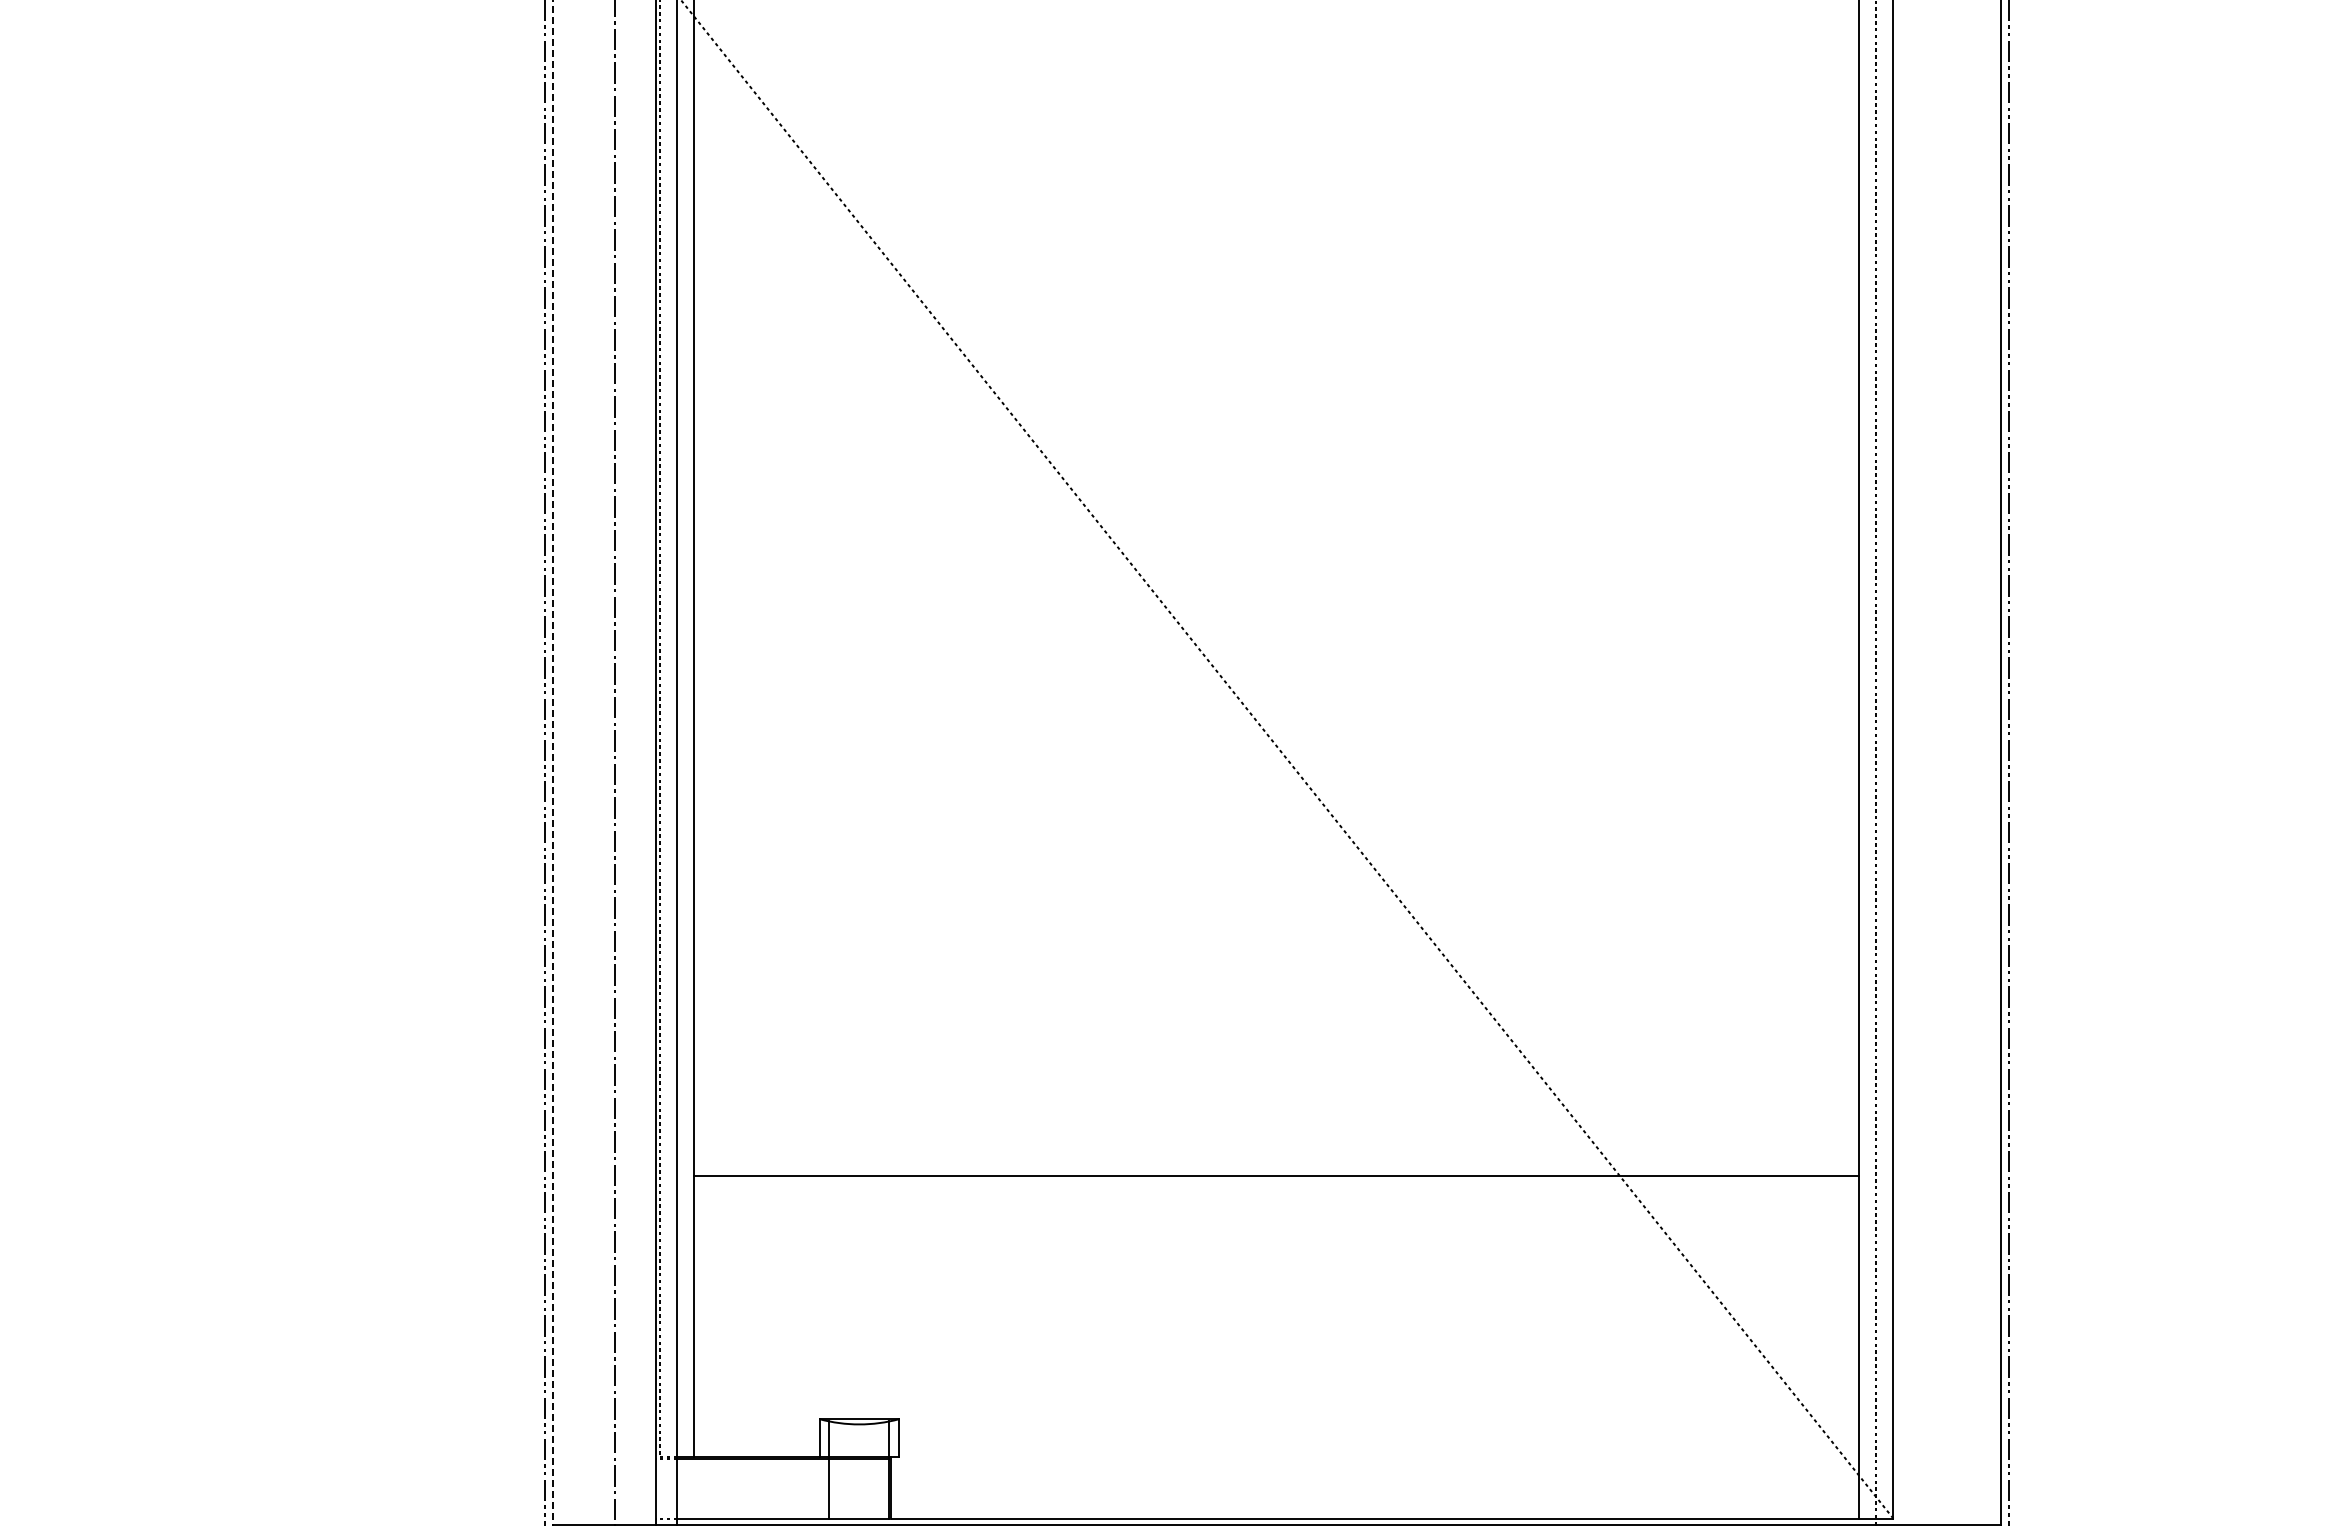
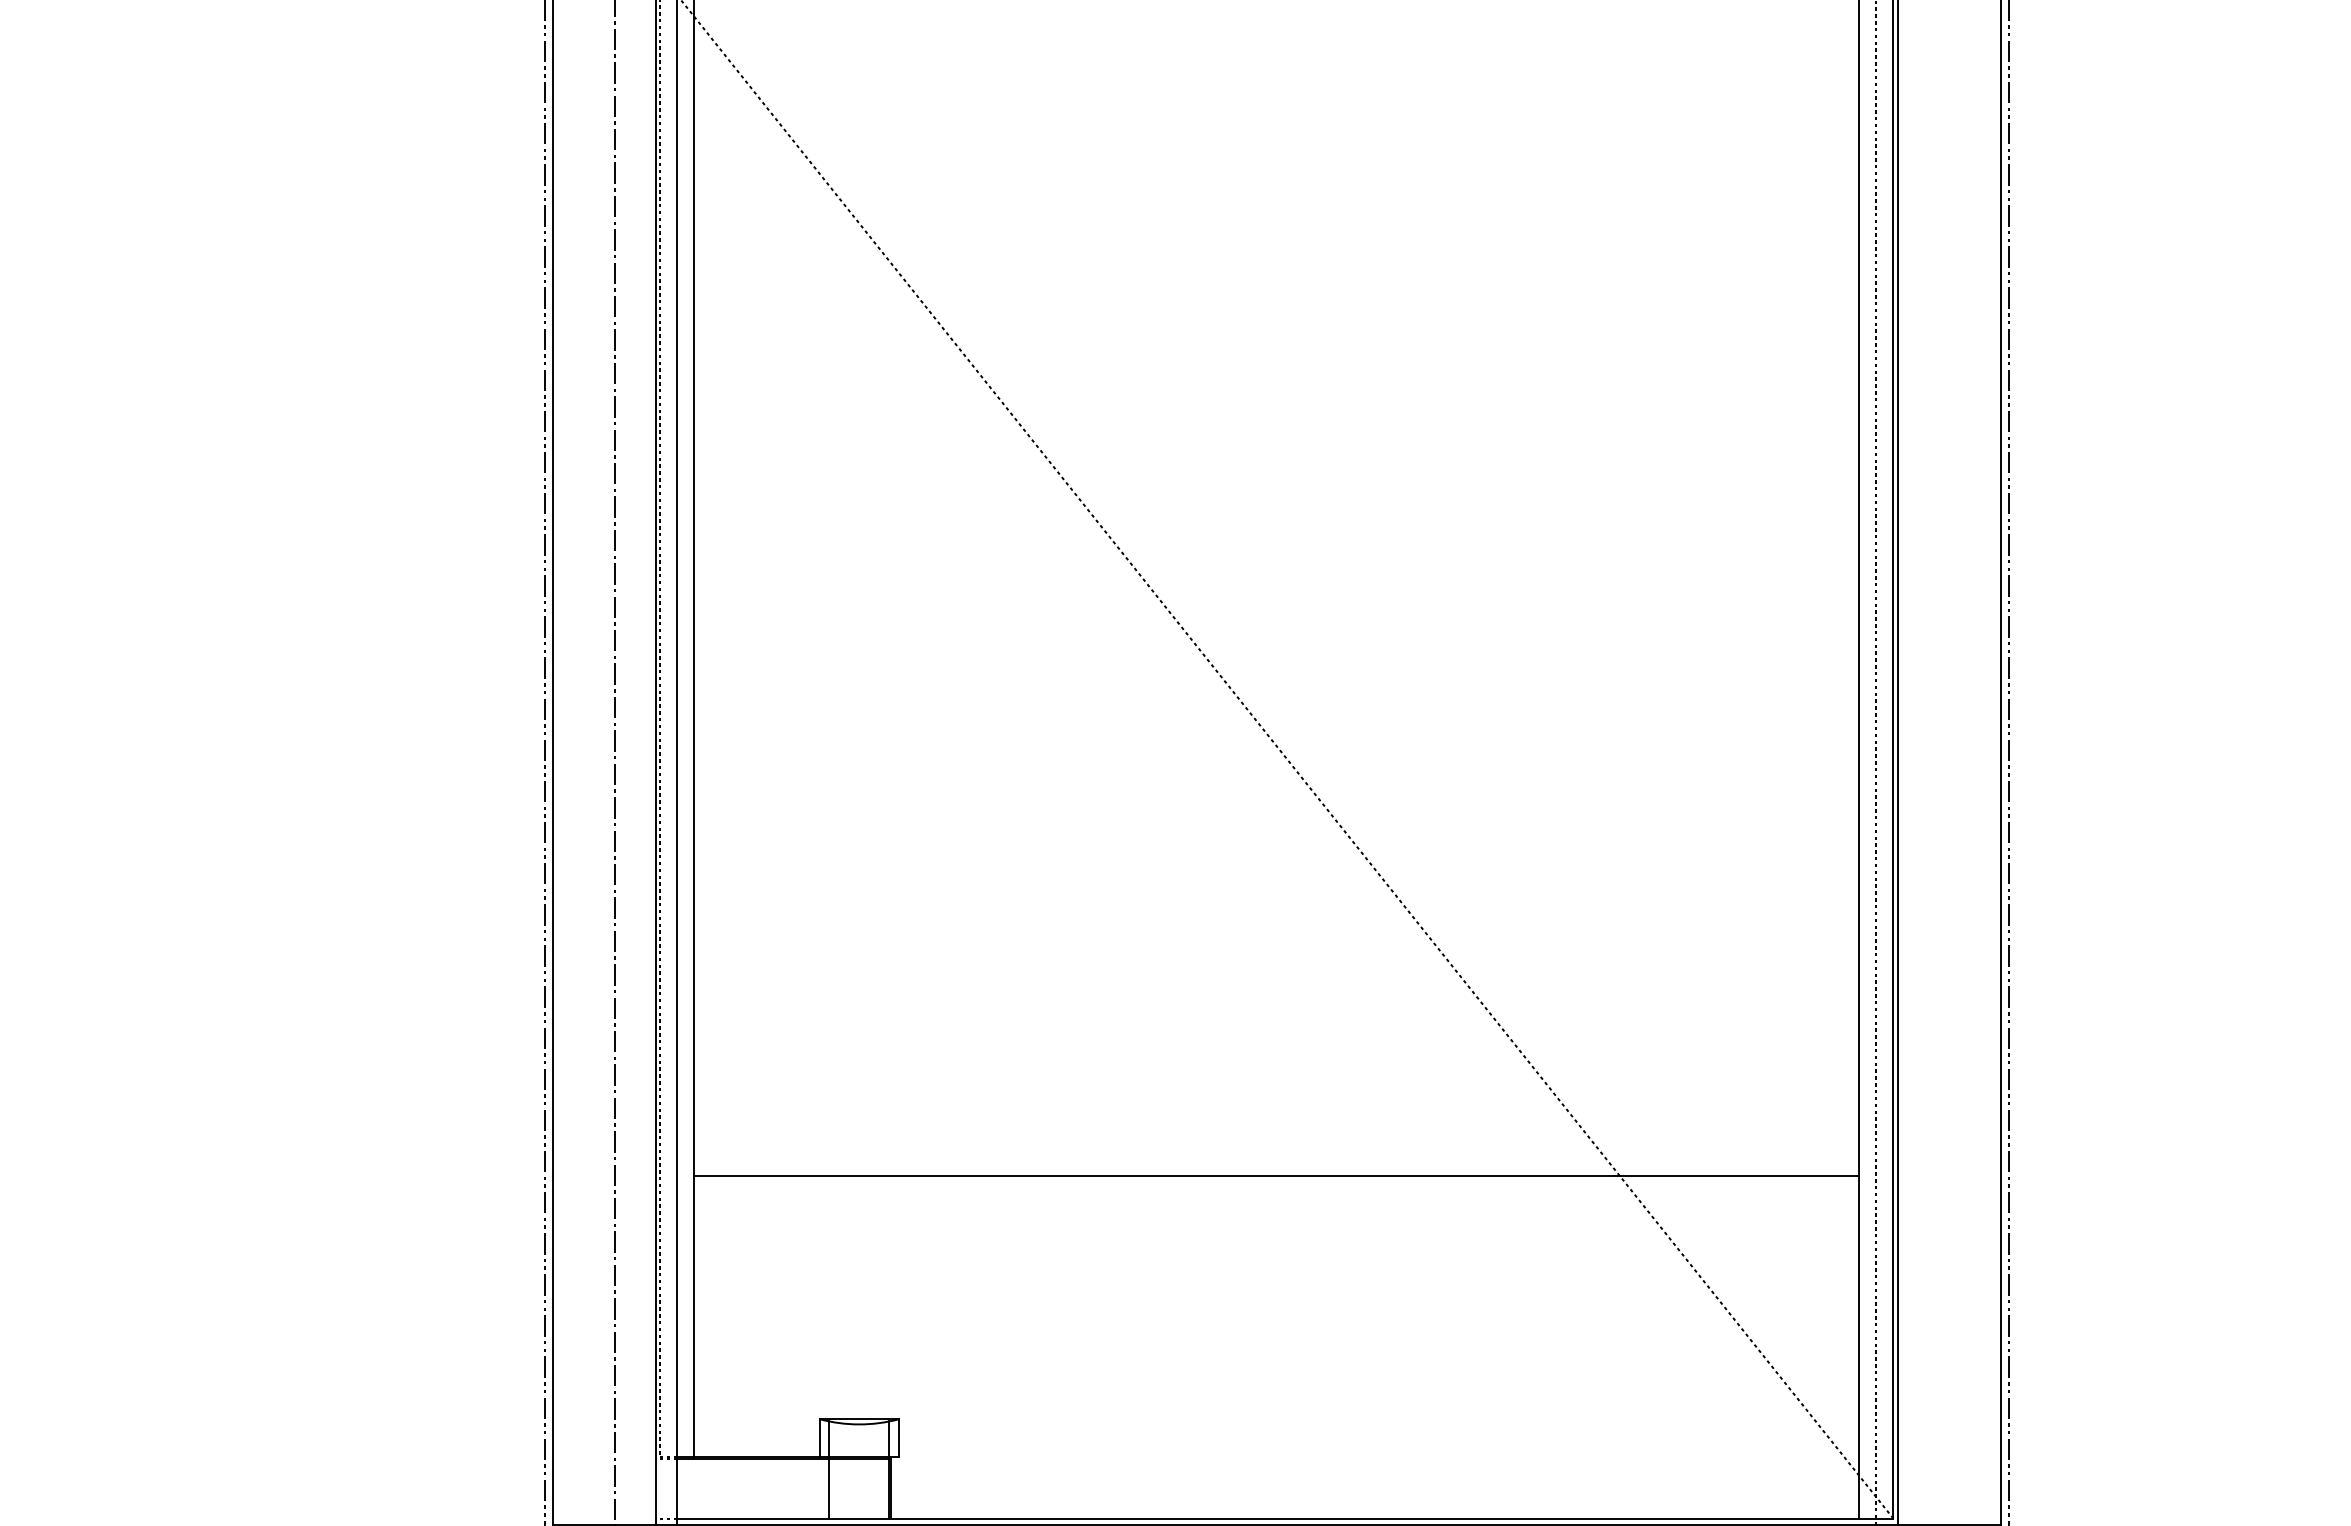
line: dashed -> solid (553, 762)
line: none -> present (1897, 762)
